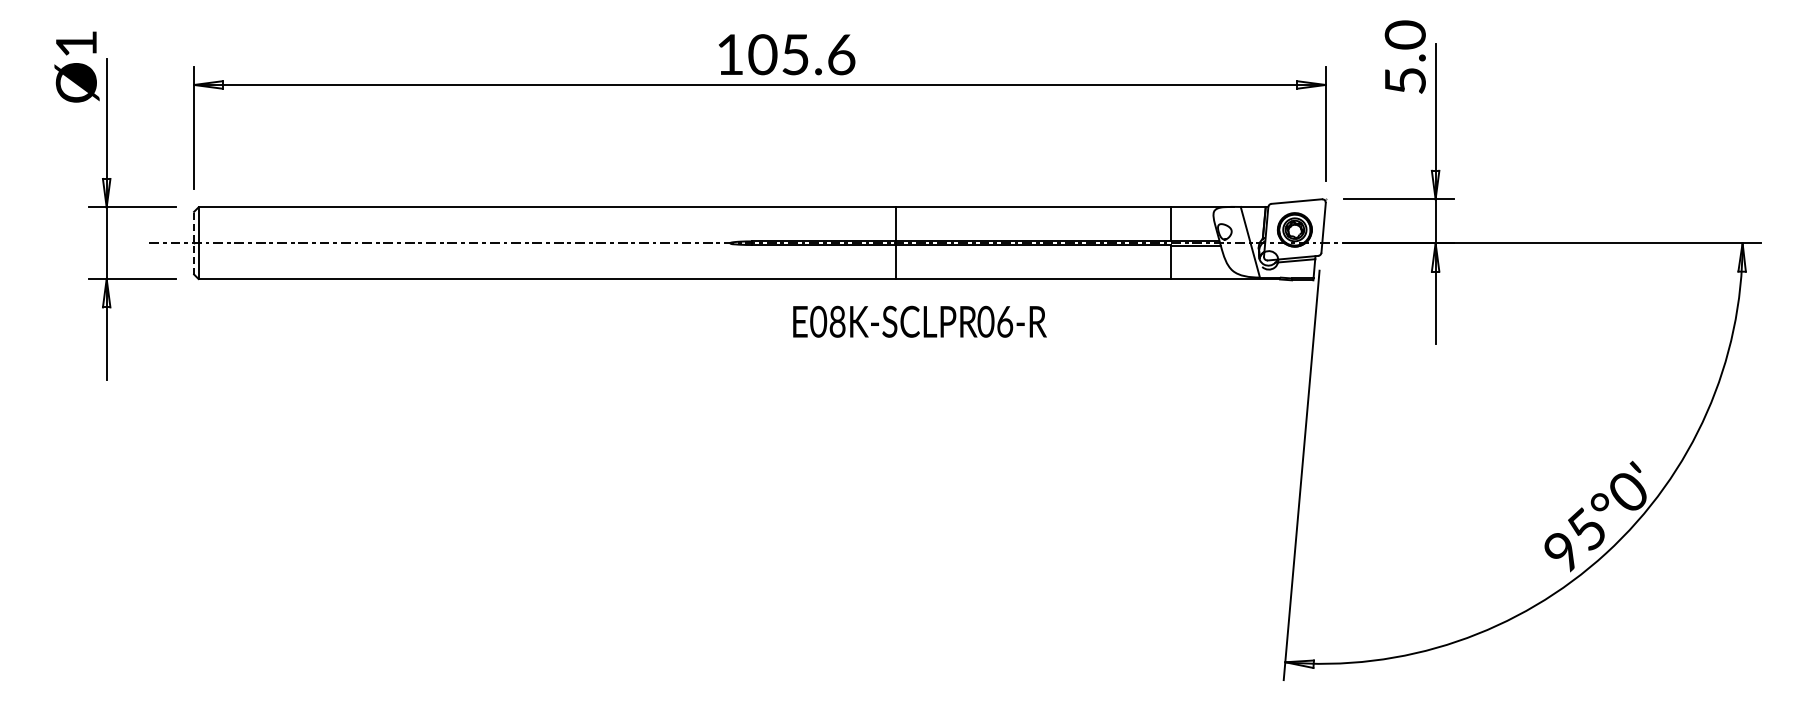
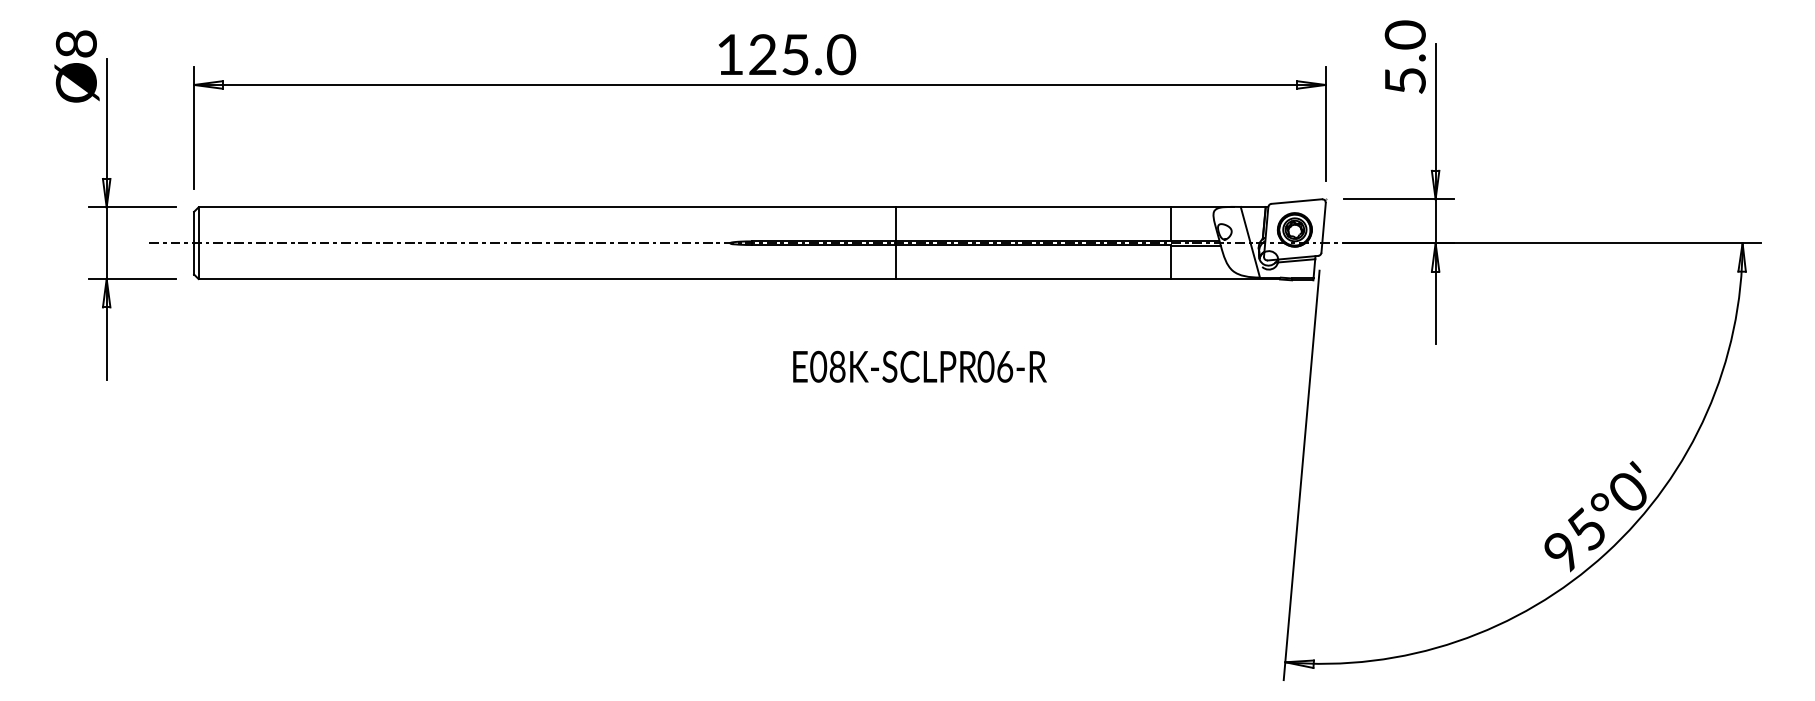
text: Ø1 -> Ø8 (75, 43)
text: 105.6 -> 125.0 (802, 54)
line: dashed -> solid (194, 242)
text position: (919, 321) -> (919, 366) (919, 366)
